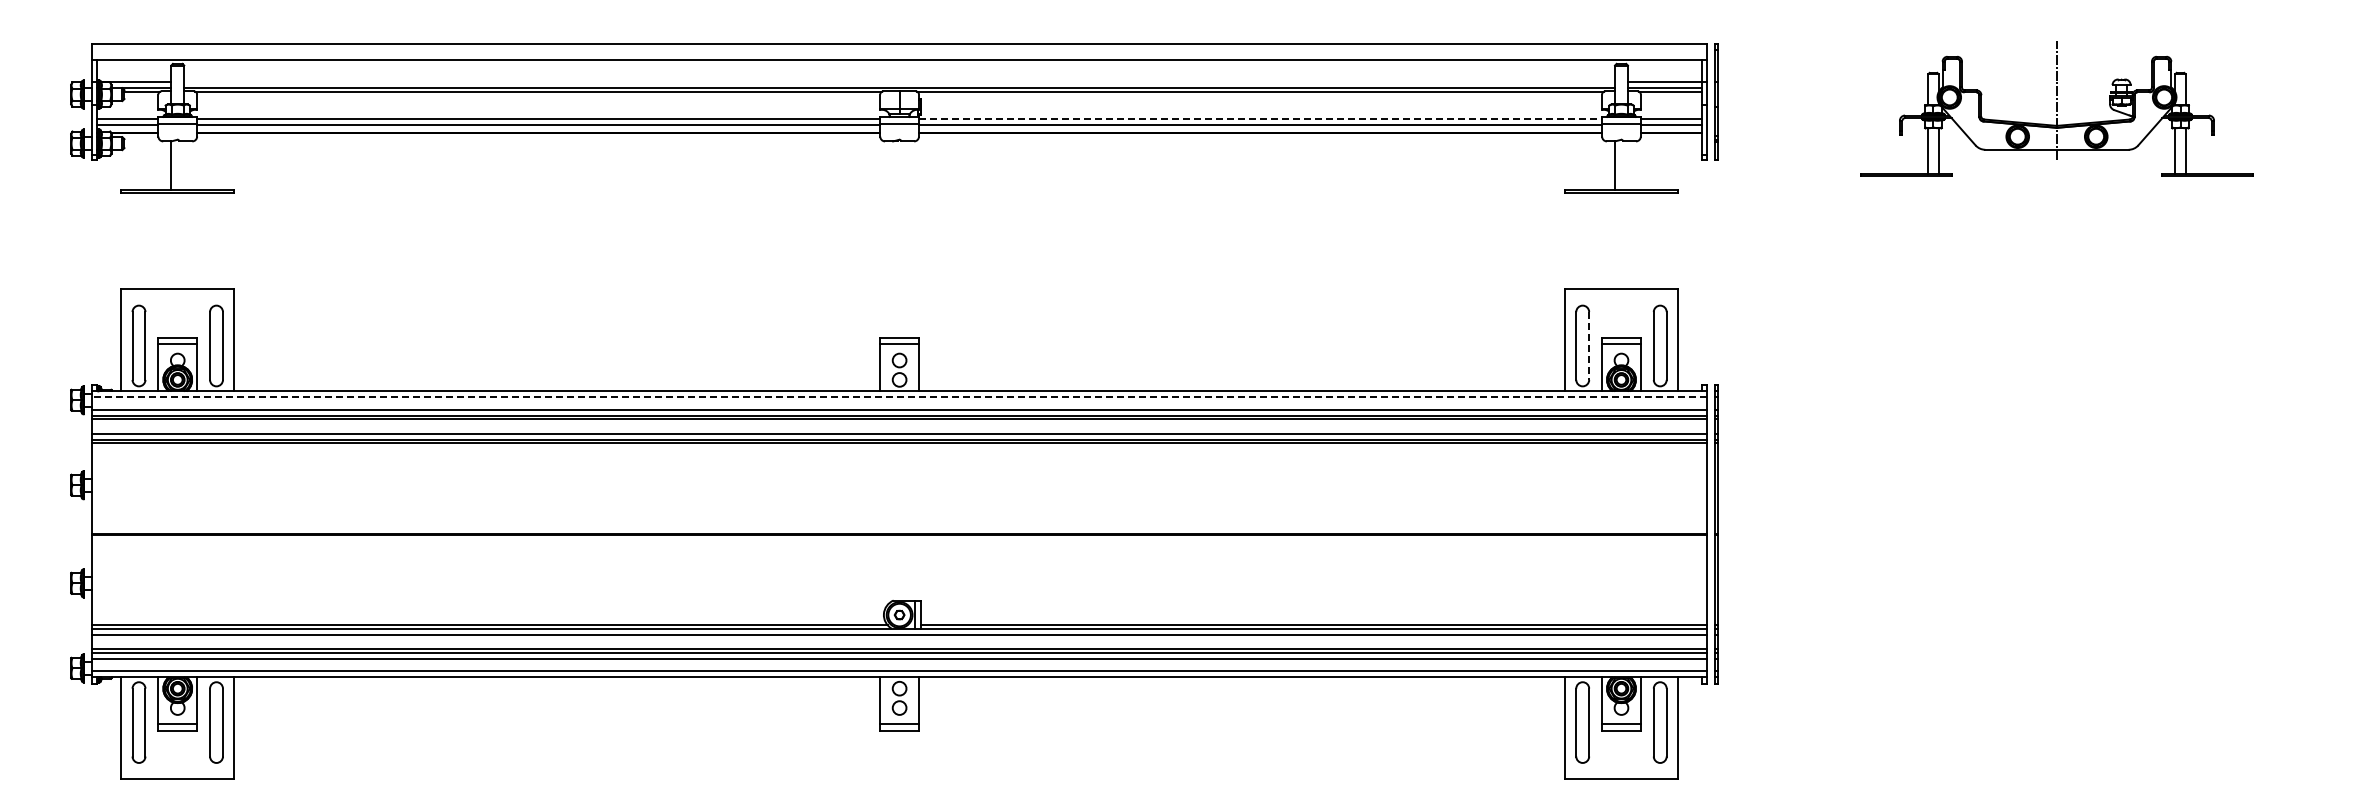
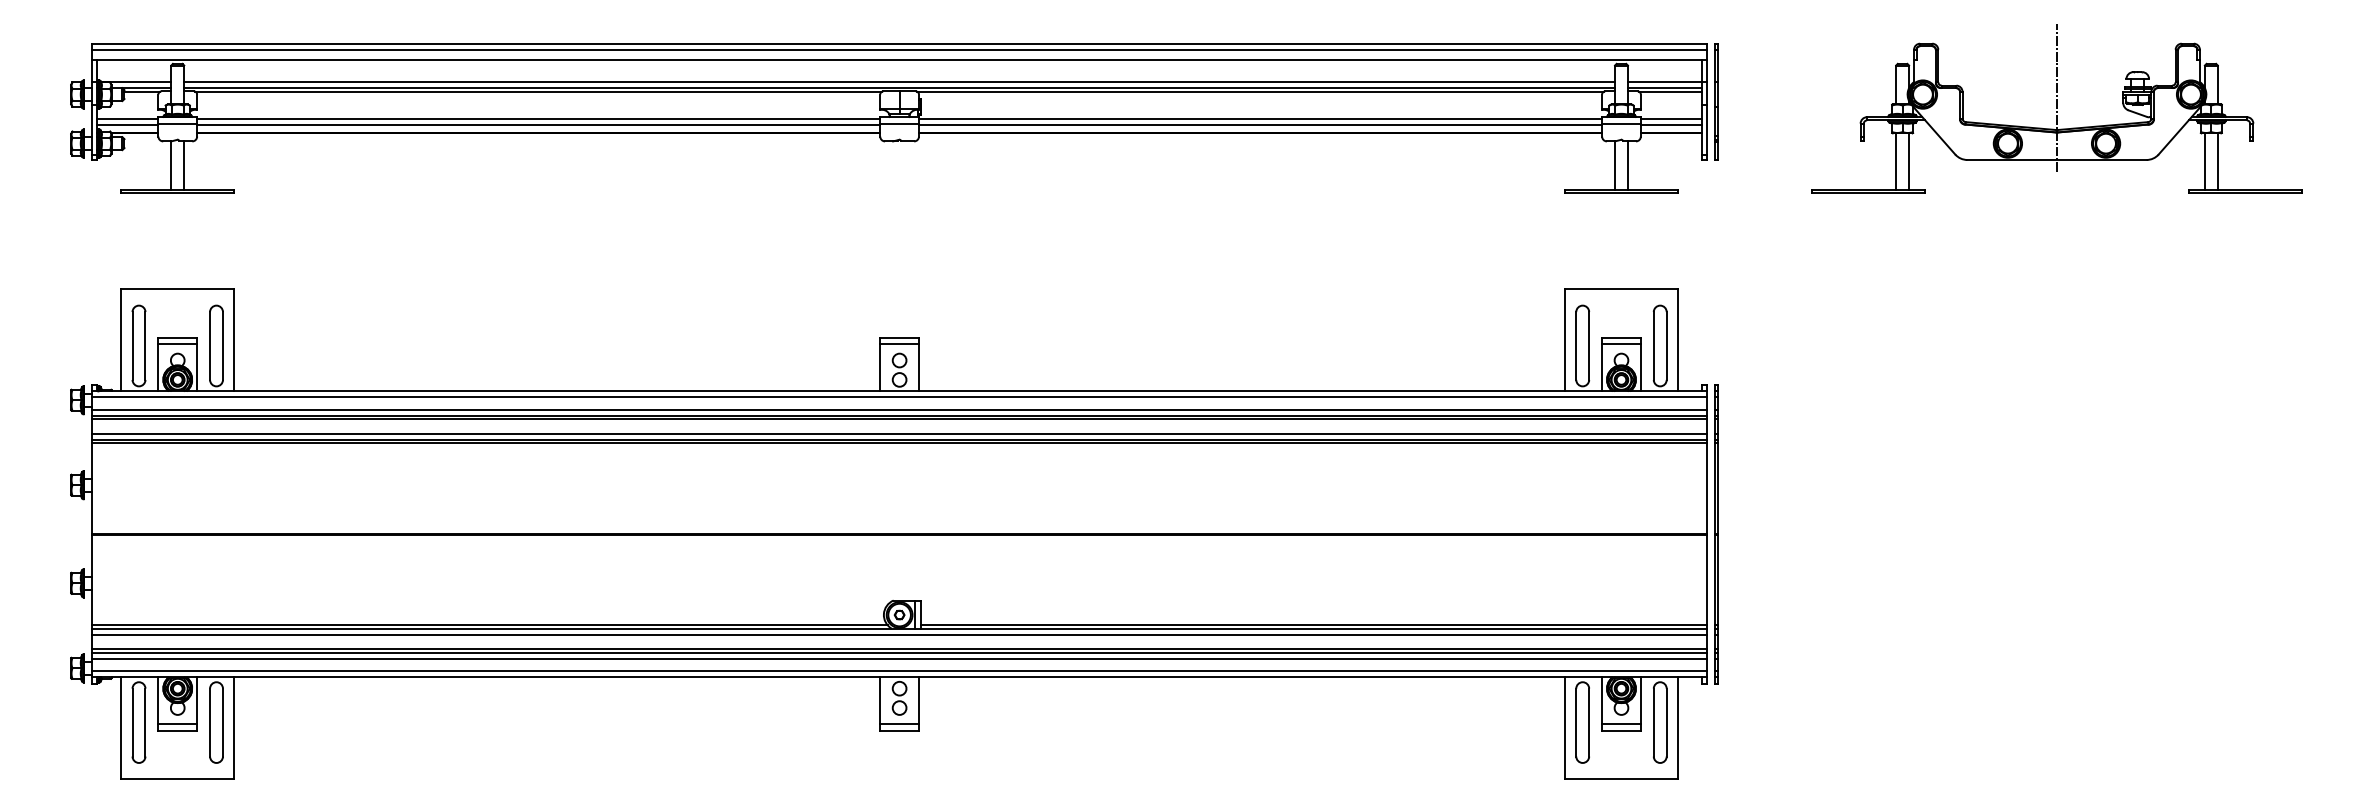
line: none -> present (899, 49)
line: none -> present (899, 82)
part size: 394x136 px -> 492x170 px (2056, 108)
line: dashed -> solid (1260, 118)
line: none -> present (184, 165)
line: none -> present (1627, 165)
line: dashed -> solid (1589, 346)
line: dashed -> solid (899, 397)
